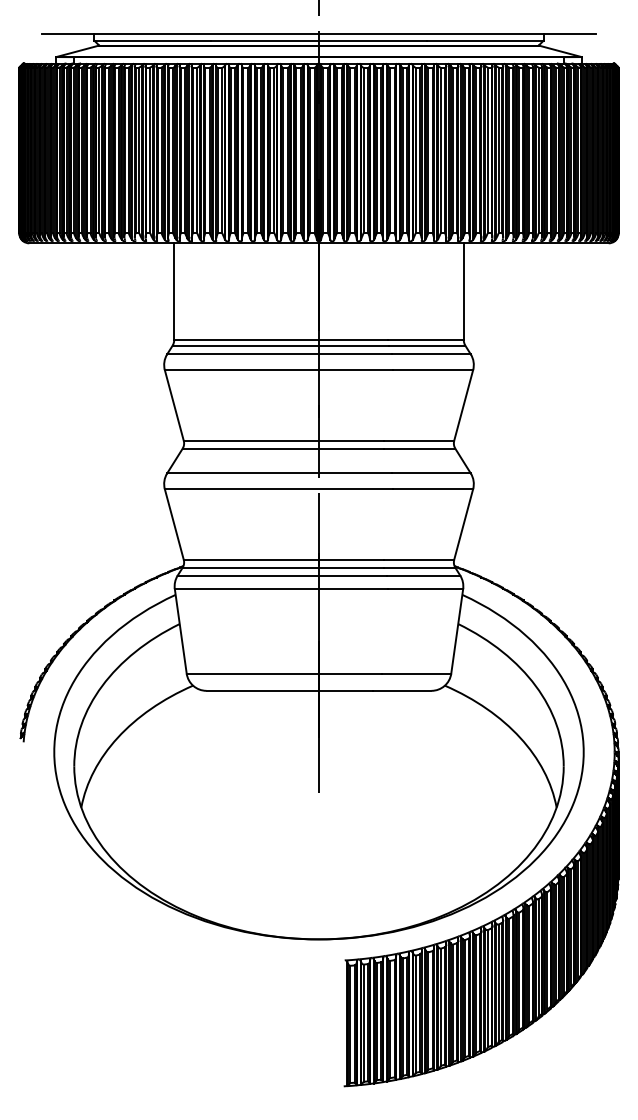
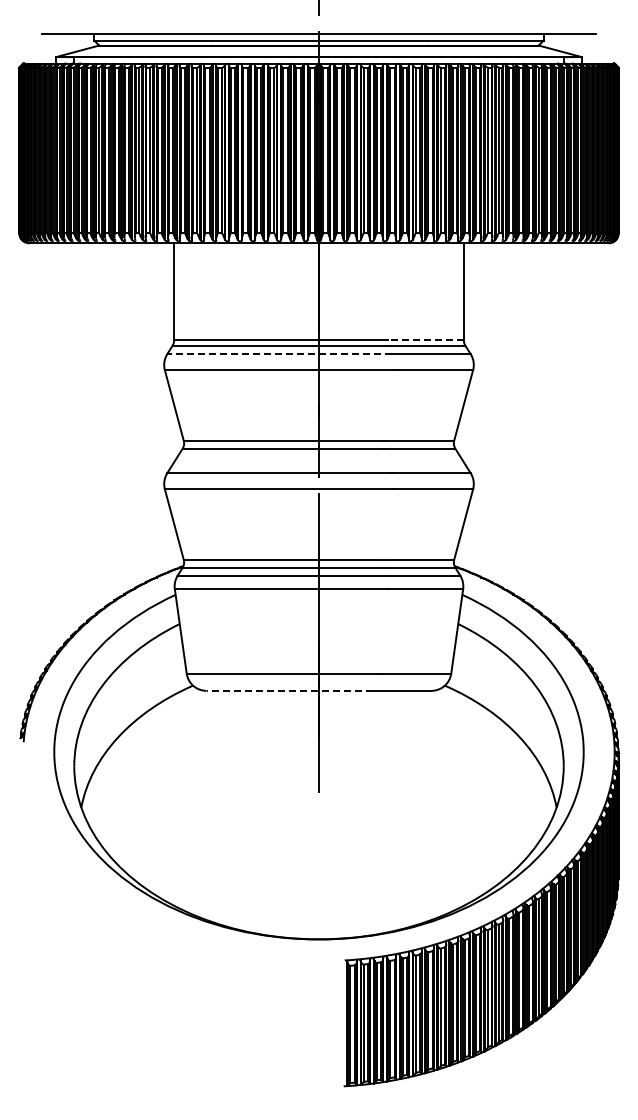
line: solid -> dashed (426, 340)
line: solid -> dashed (278, 354)
line: solid -> dashed (289, 690)
